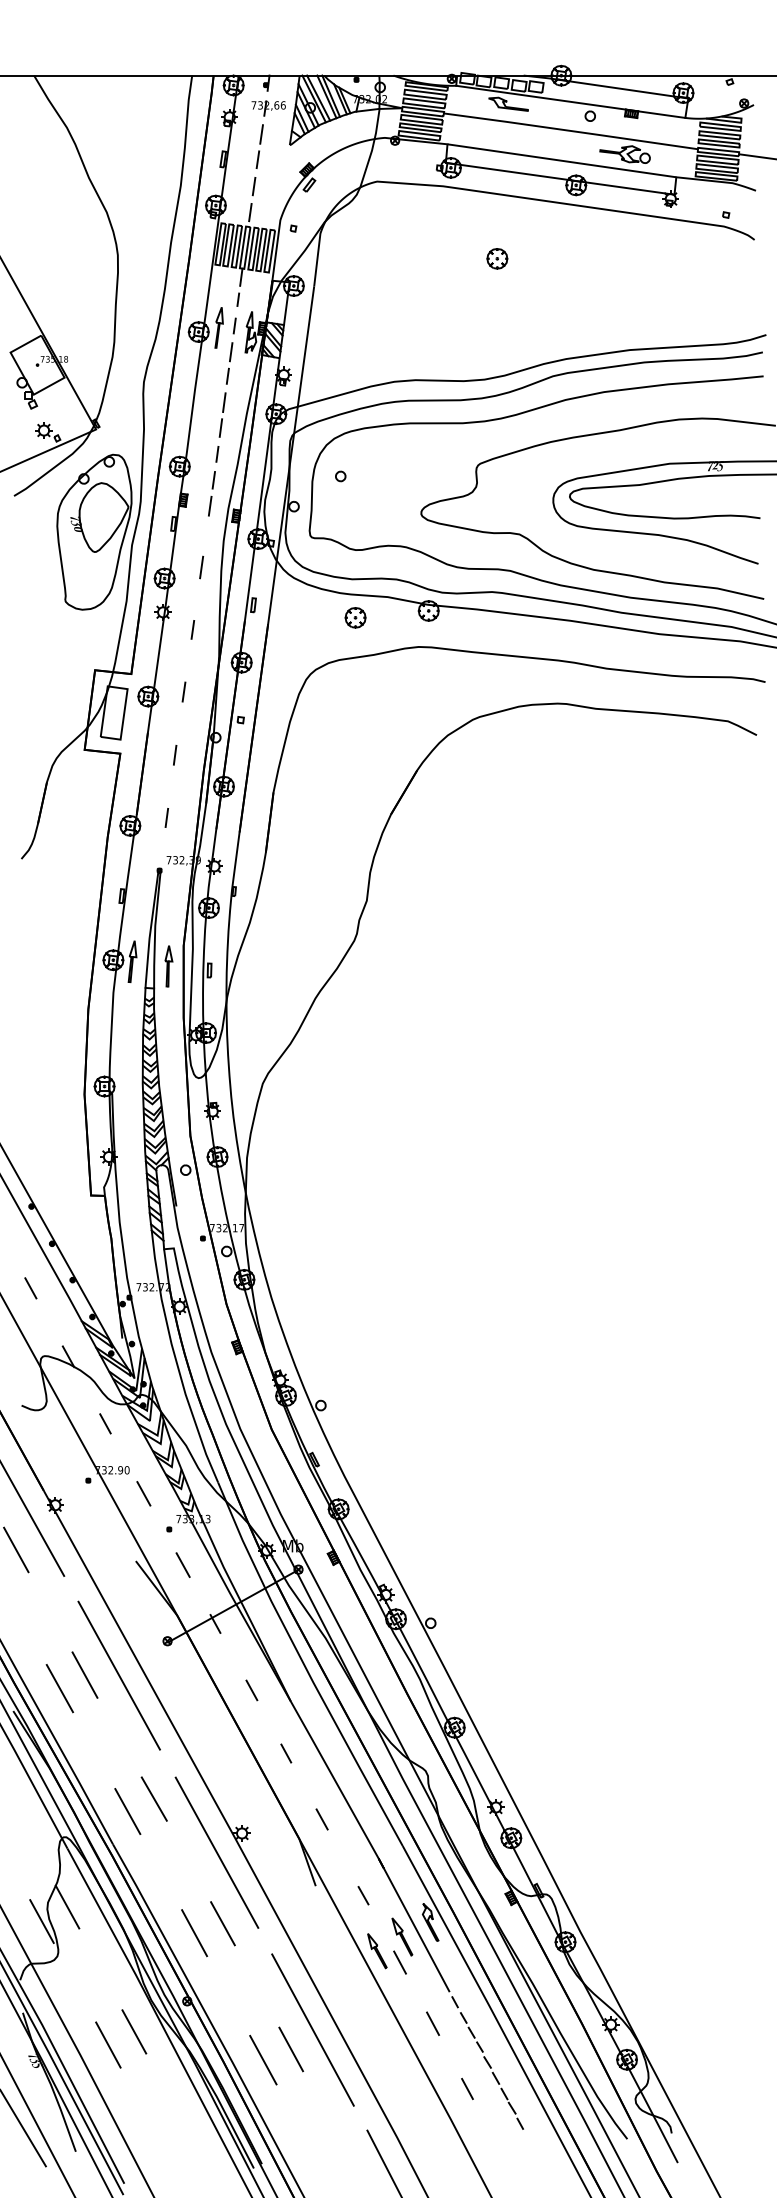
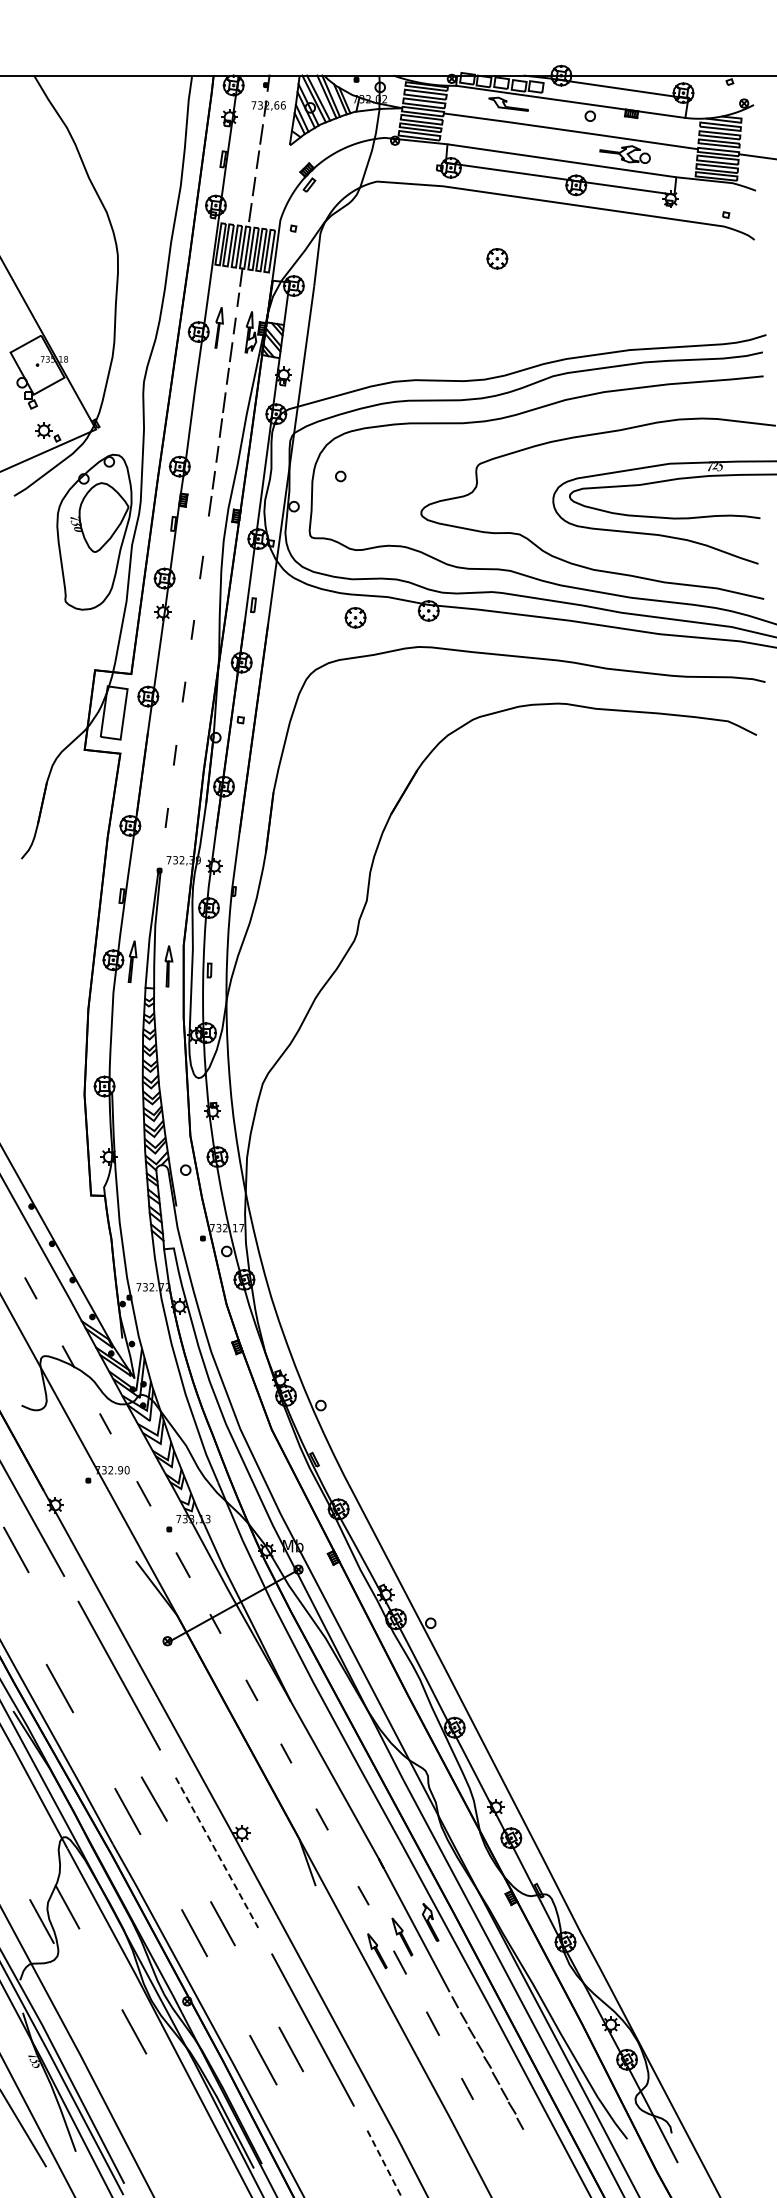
line: present -> none (84, 1674)
line: solid -> dashed (217, 1852)
line: present -> none (108, 2044)
line: solid -> dashed (384, 2164)
